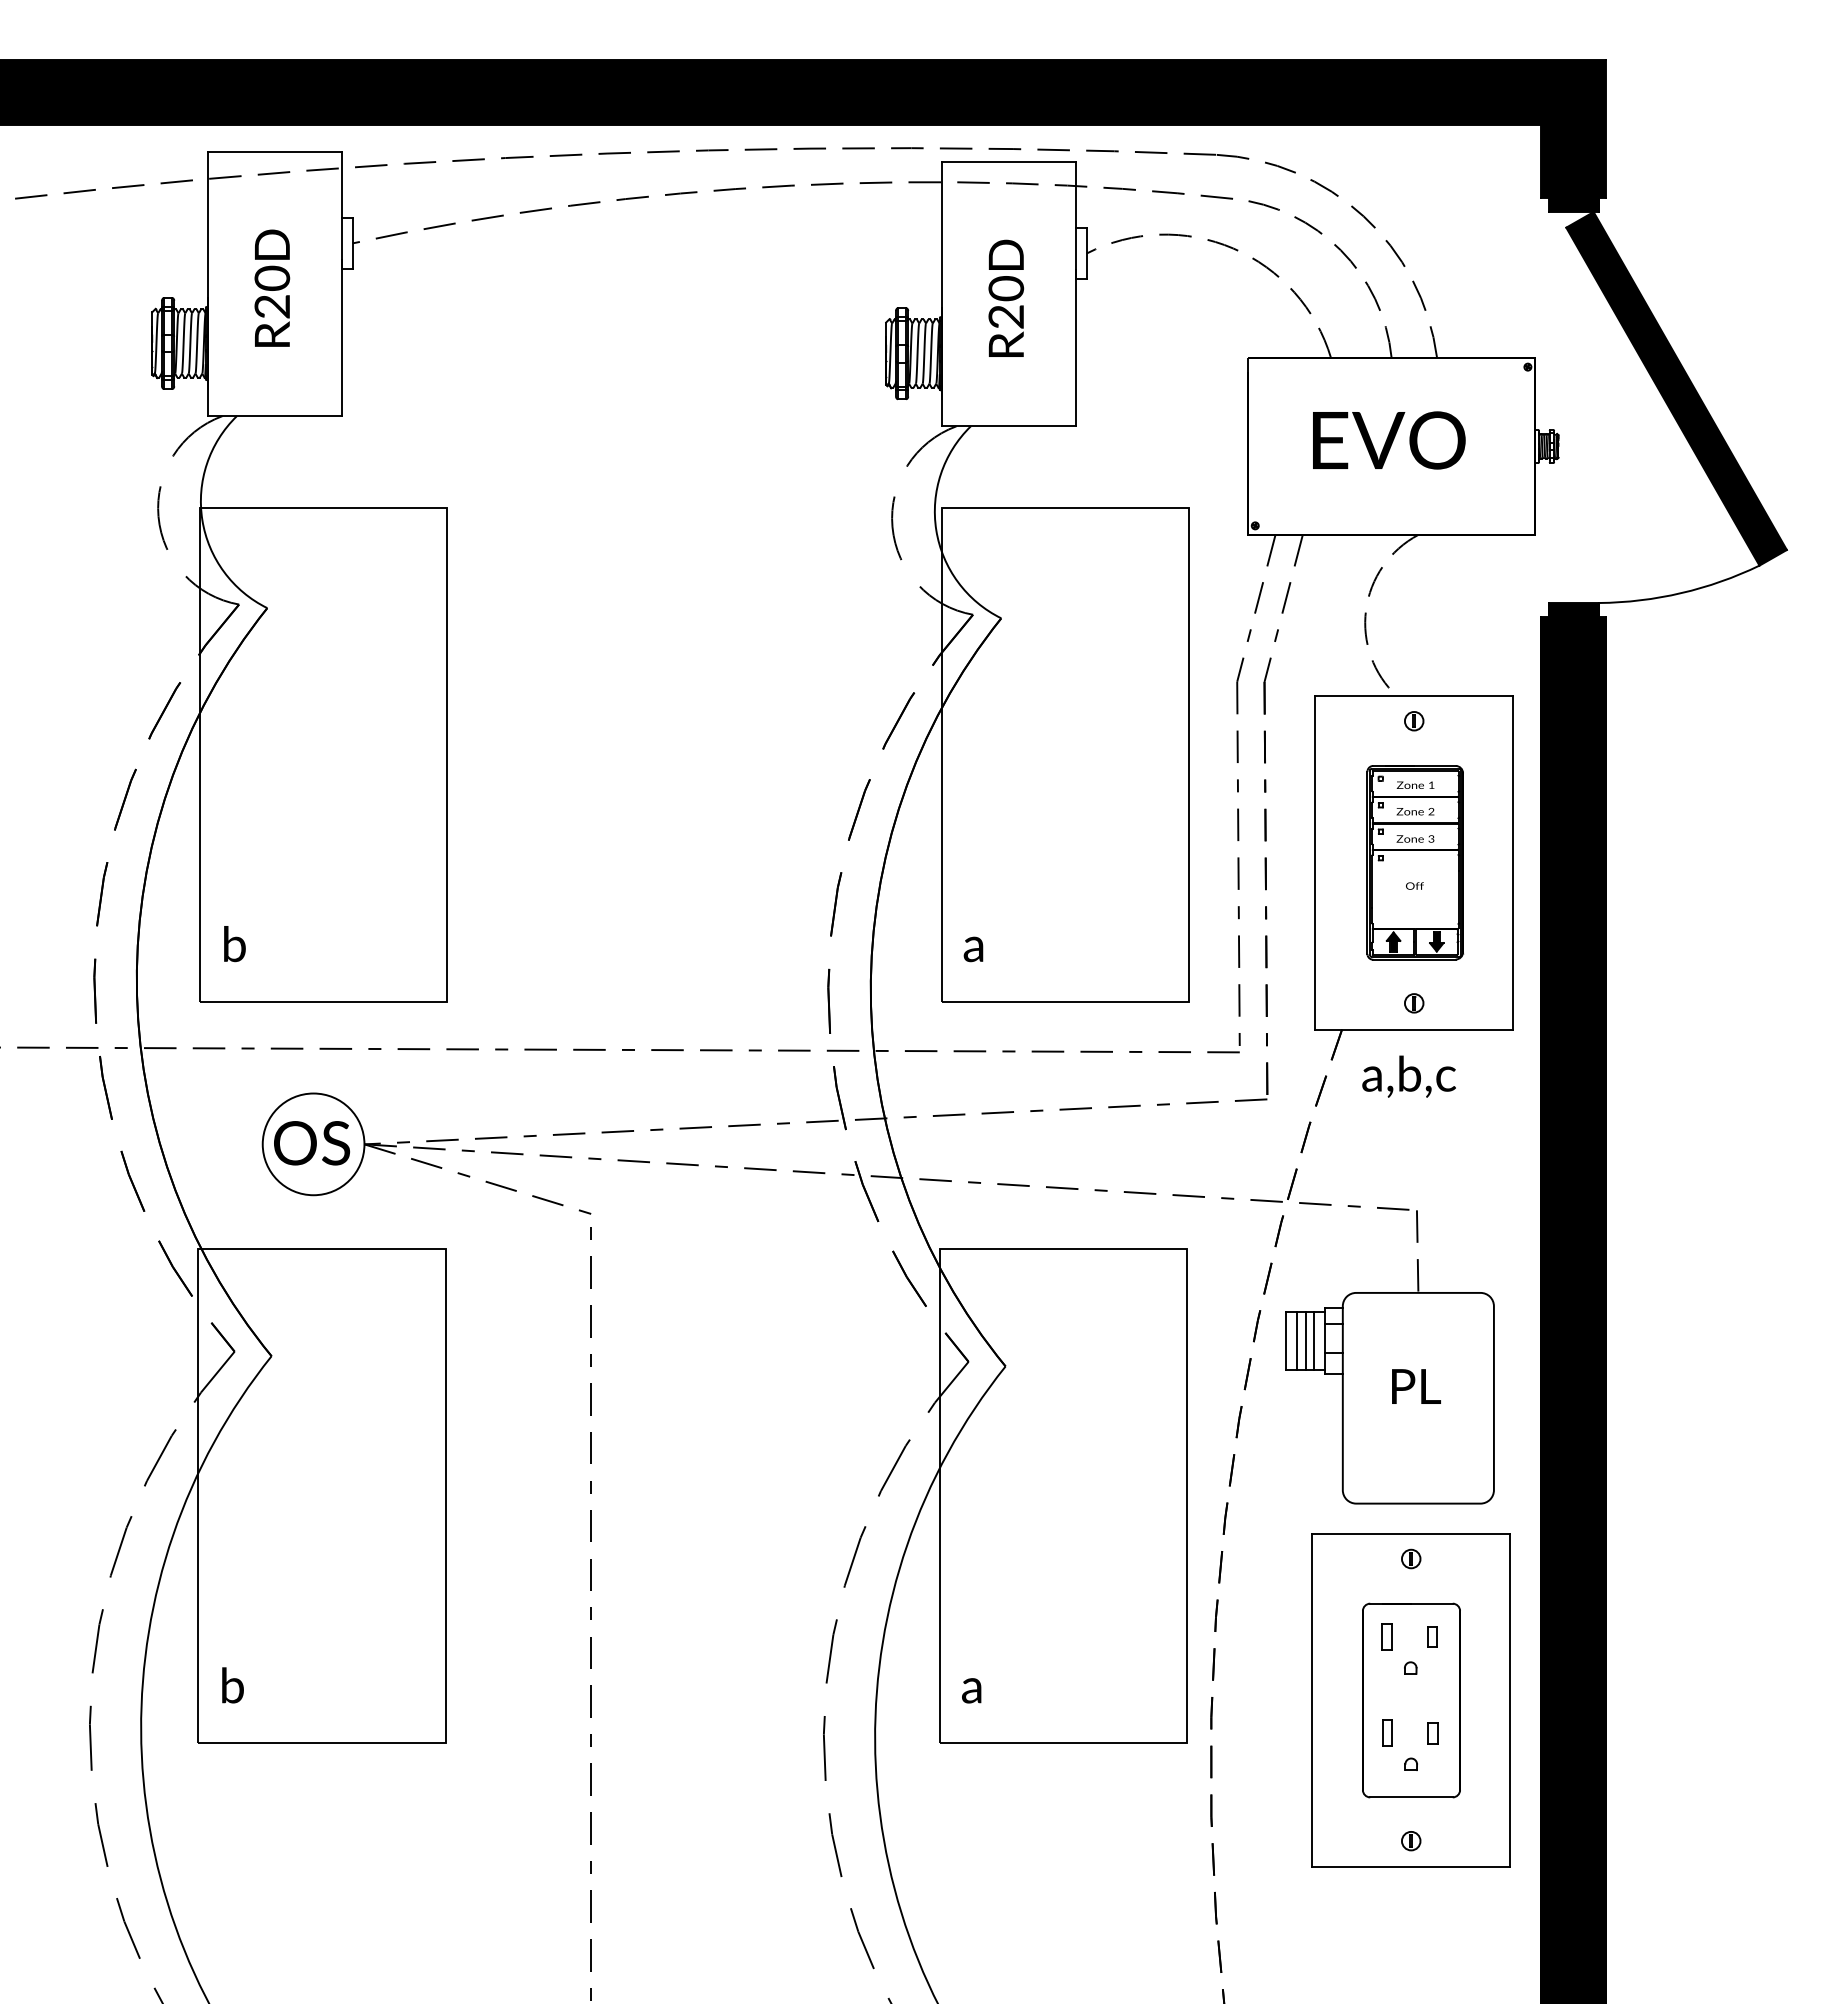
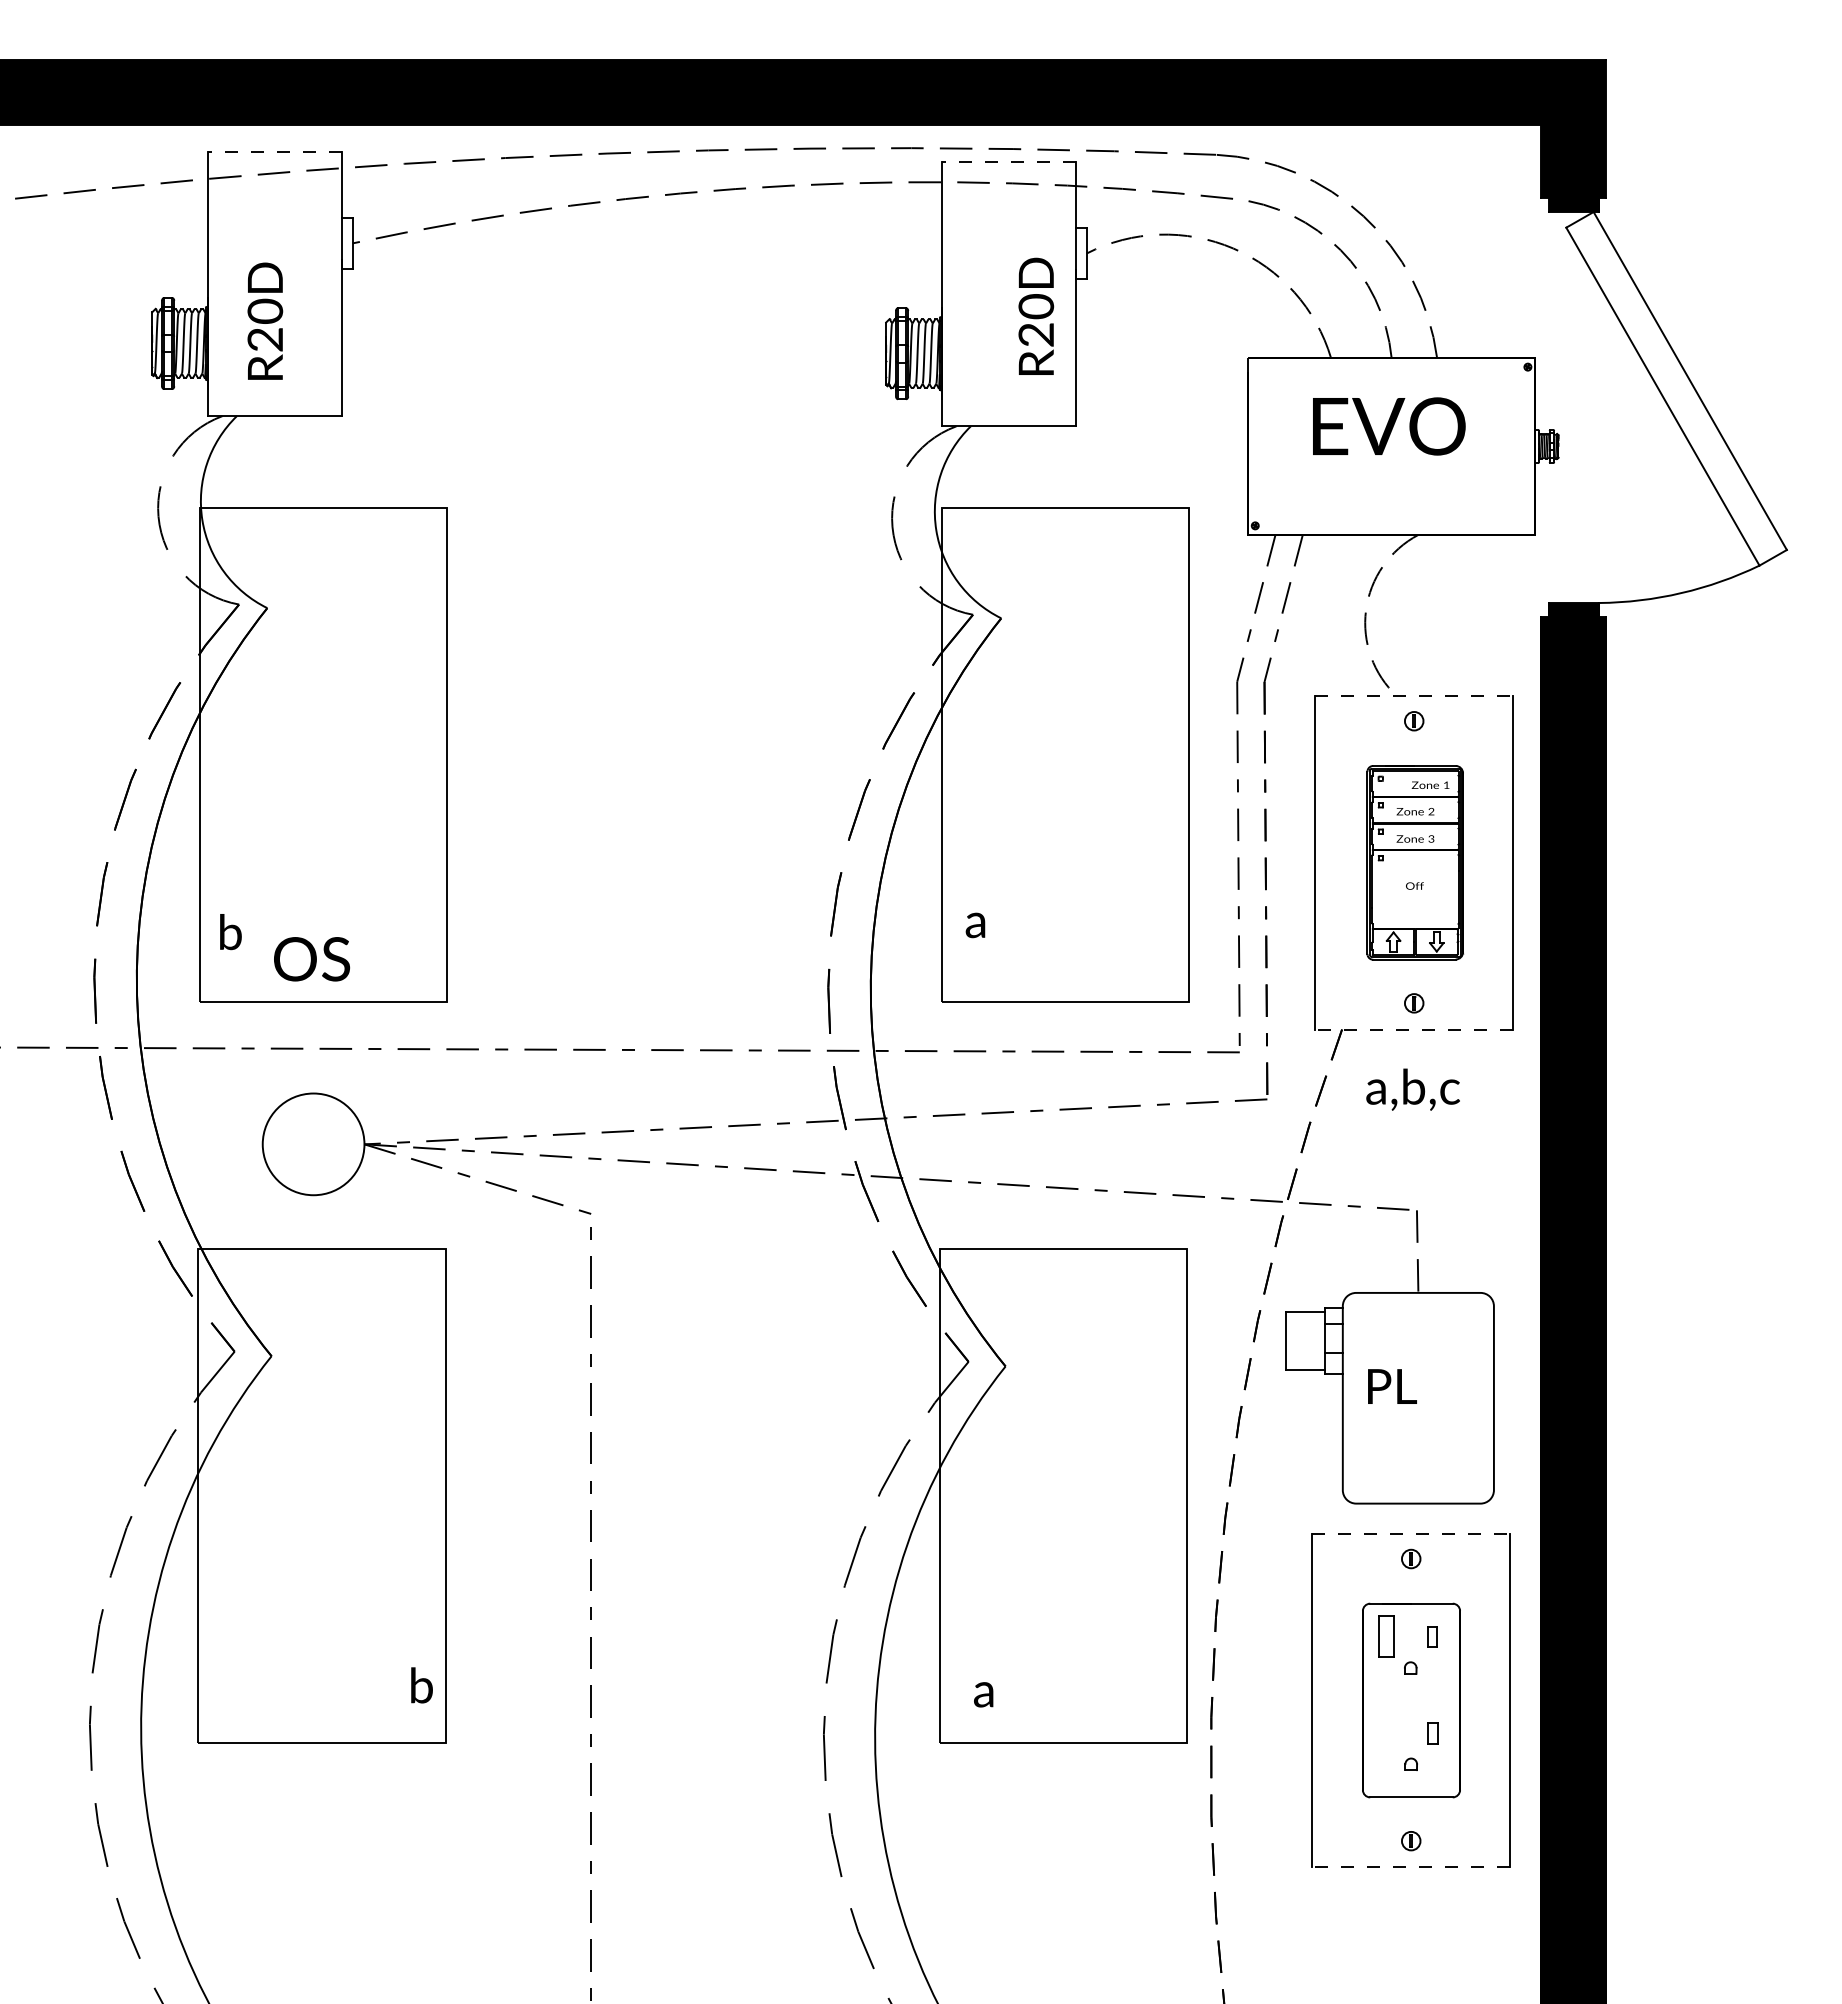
line: solid -> dashed (274, 151)
line: solid -> dashed (1008, 162)
text position: (272, 287) -> (265, 320) (265, 320)
text position: (1006, 297) -> (1036, 315) (1036, 315)
fill: present -> none (1676, 388)
text position: (1389, 440) -> (1389, 426) (1389, 426)
line: solid -> dashed (1414, 696)
text position: (1415, 784) -> (1430, 784) (1430, 784)
fill: present -> none (1393, 941)
fill: present -> none (1436, 941)
text position: (234, 944) -> (230, 932) (230, 932)
text position: (973, 949) -> (975, 925) (975, 925)
line: solid -> dashed (1413, 1029)
text position: (1408, 1076) -> (1412, 1089) (1412, 1089)
text position: (311, 1143) -> (311, 959) (311, 959)
line: present -> none (1297, 1340)
line: present -> none (1305, 1340)
line: present -> none (1314, 1340)
text position: (1416, 1386) -> (1392, 1386) (1392, 1386)
line: solid -> dashed (1411, 1534)
part size: 12x28 px -> 17x43 px (1386, 1636)
text position: (232, 1685) -> (421, 1685) (421, 1685)
text position: (971, 1690) -> (983, 1694) (983, 1694)
part: present -> none (1387, 1732)
line: solid -> dashed (1410, 1867)
